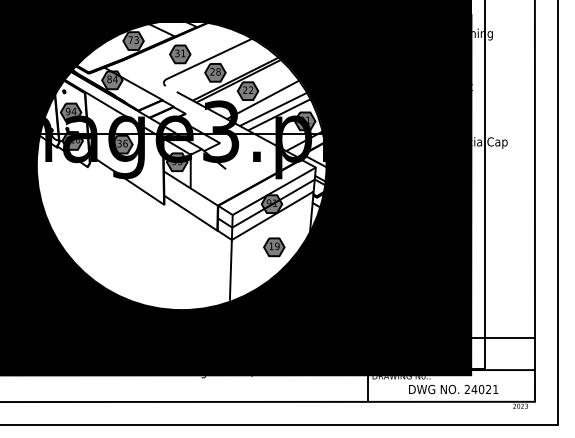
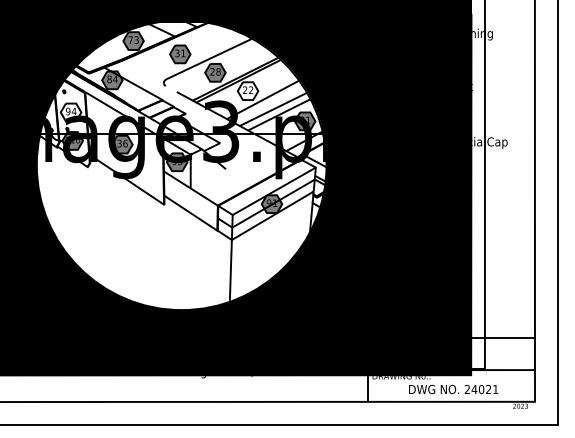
fill: present -> none (247, 91)
fill: present -> none (70, 112)
part: present -> none (274, 247)
